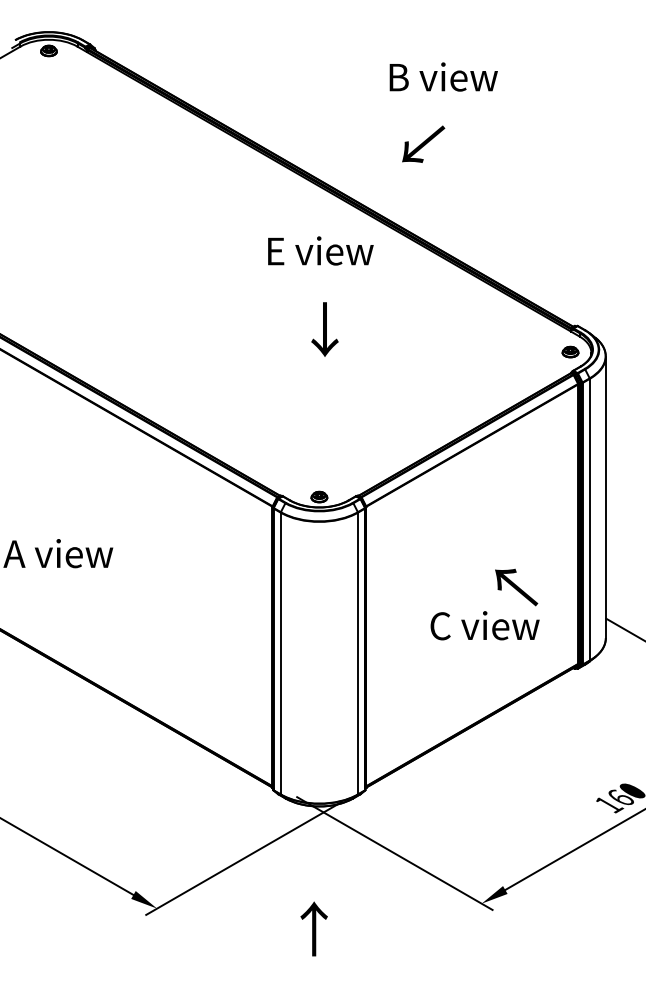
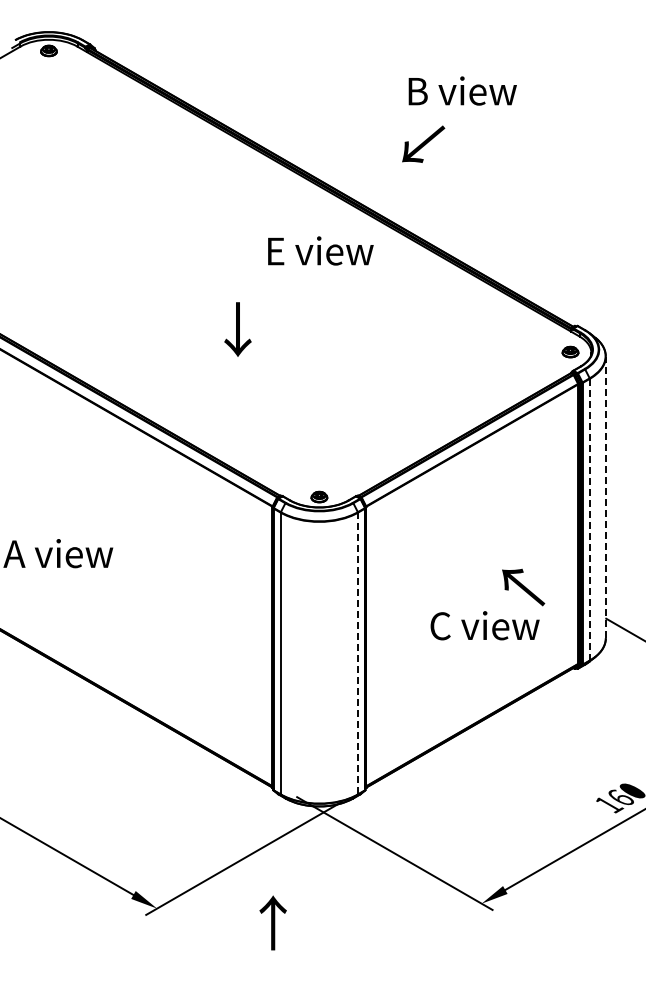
text position: (443, 76) -> (462, 90) (462, 90)
text position: (324, 329) -> (237, 329) (237, 329)
line: solid -> dashed (605, 497)
line: solid -> dashed (589, 519)
text position: (516, 587) -> (523, 587) (523, 587)
line: solid -> dashed (358, 653)
text position: (313, 928) -> (272, 922) (272, 922)
